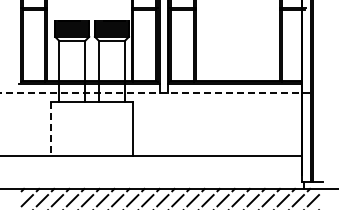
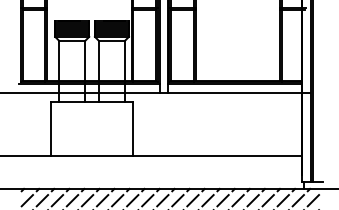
line: dashed -> solid (155, 93)
line: dashed -> solid (51, 129)
